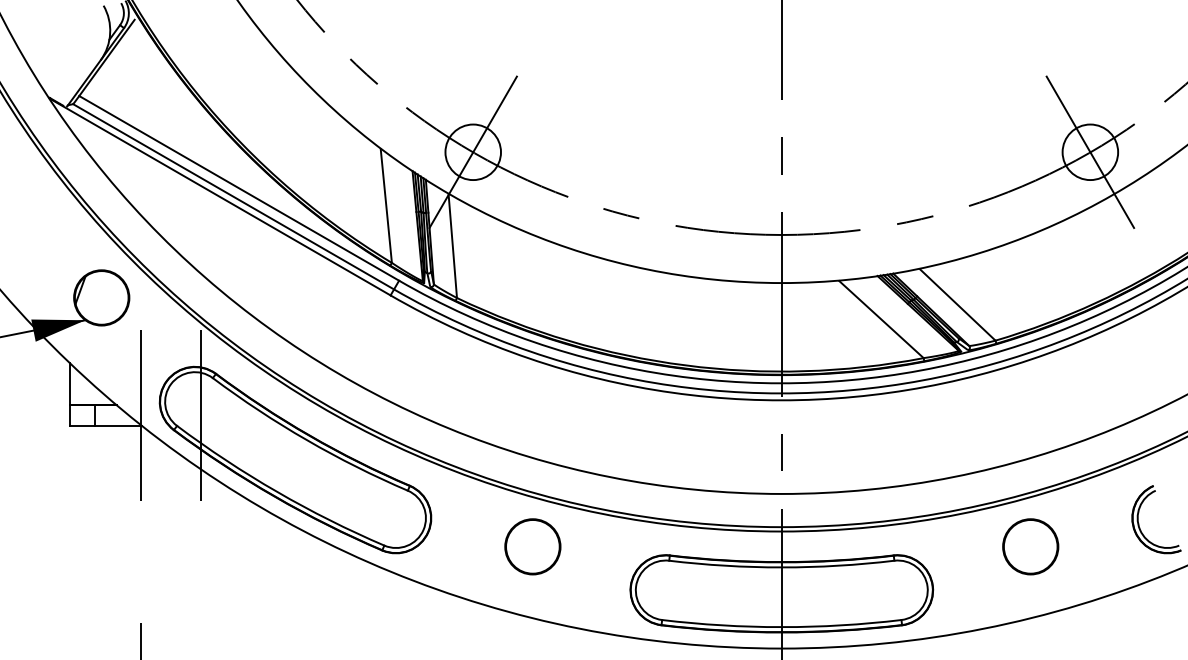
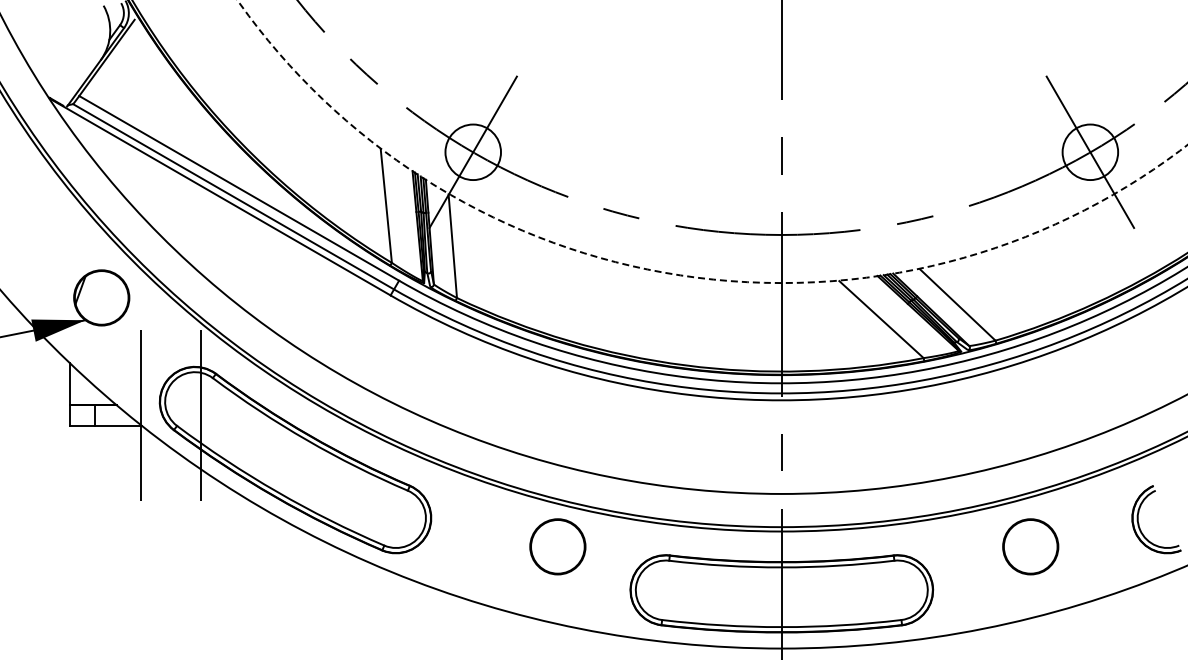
circle: solid -> dashed (712, 141)
circle position: (532, 546) -> (557, 546) (557, 546)
line: present -> none (140, 639)
